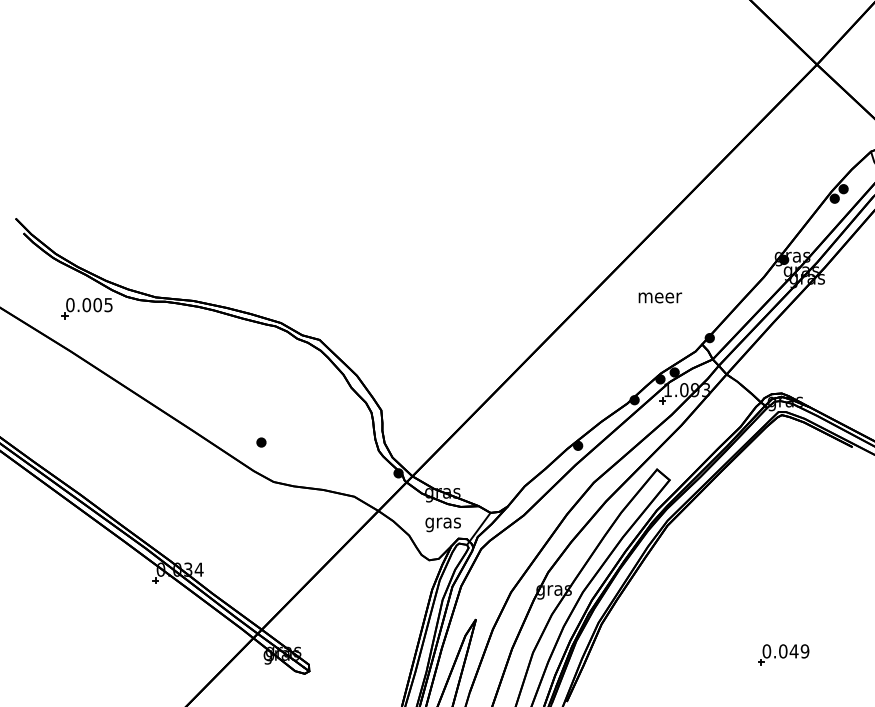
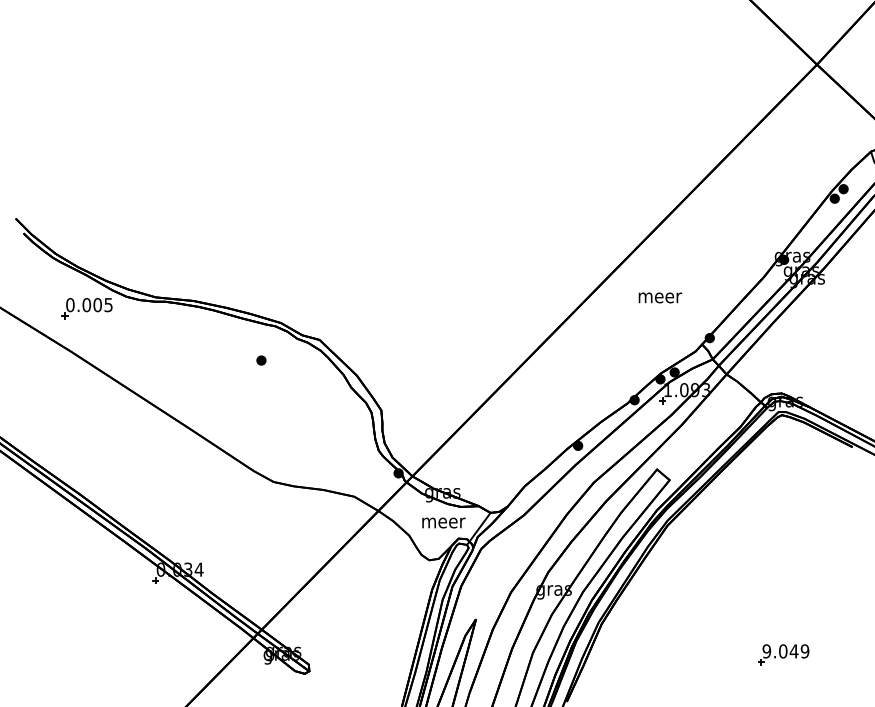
part position: (261, 442) -> (261, 360) (261, 360)
text: gras -> meer (443, 524)
text: 0.049 -> 9.049 (766, 651)
